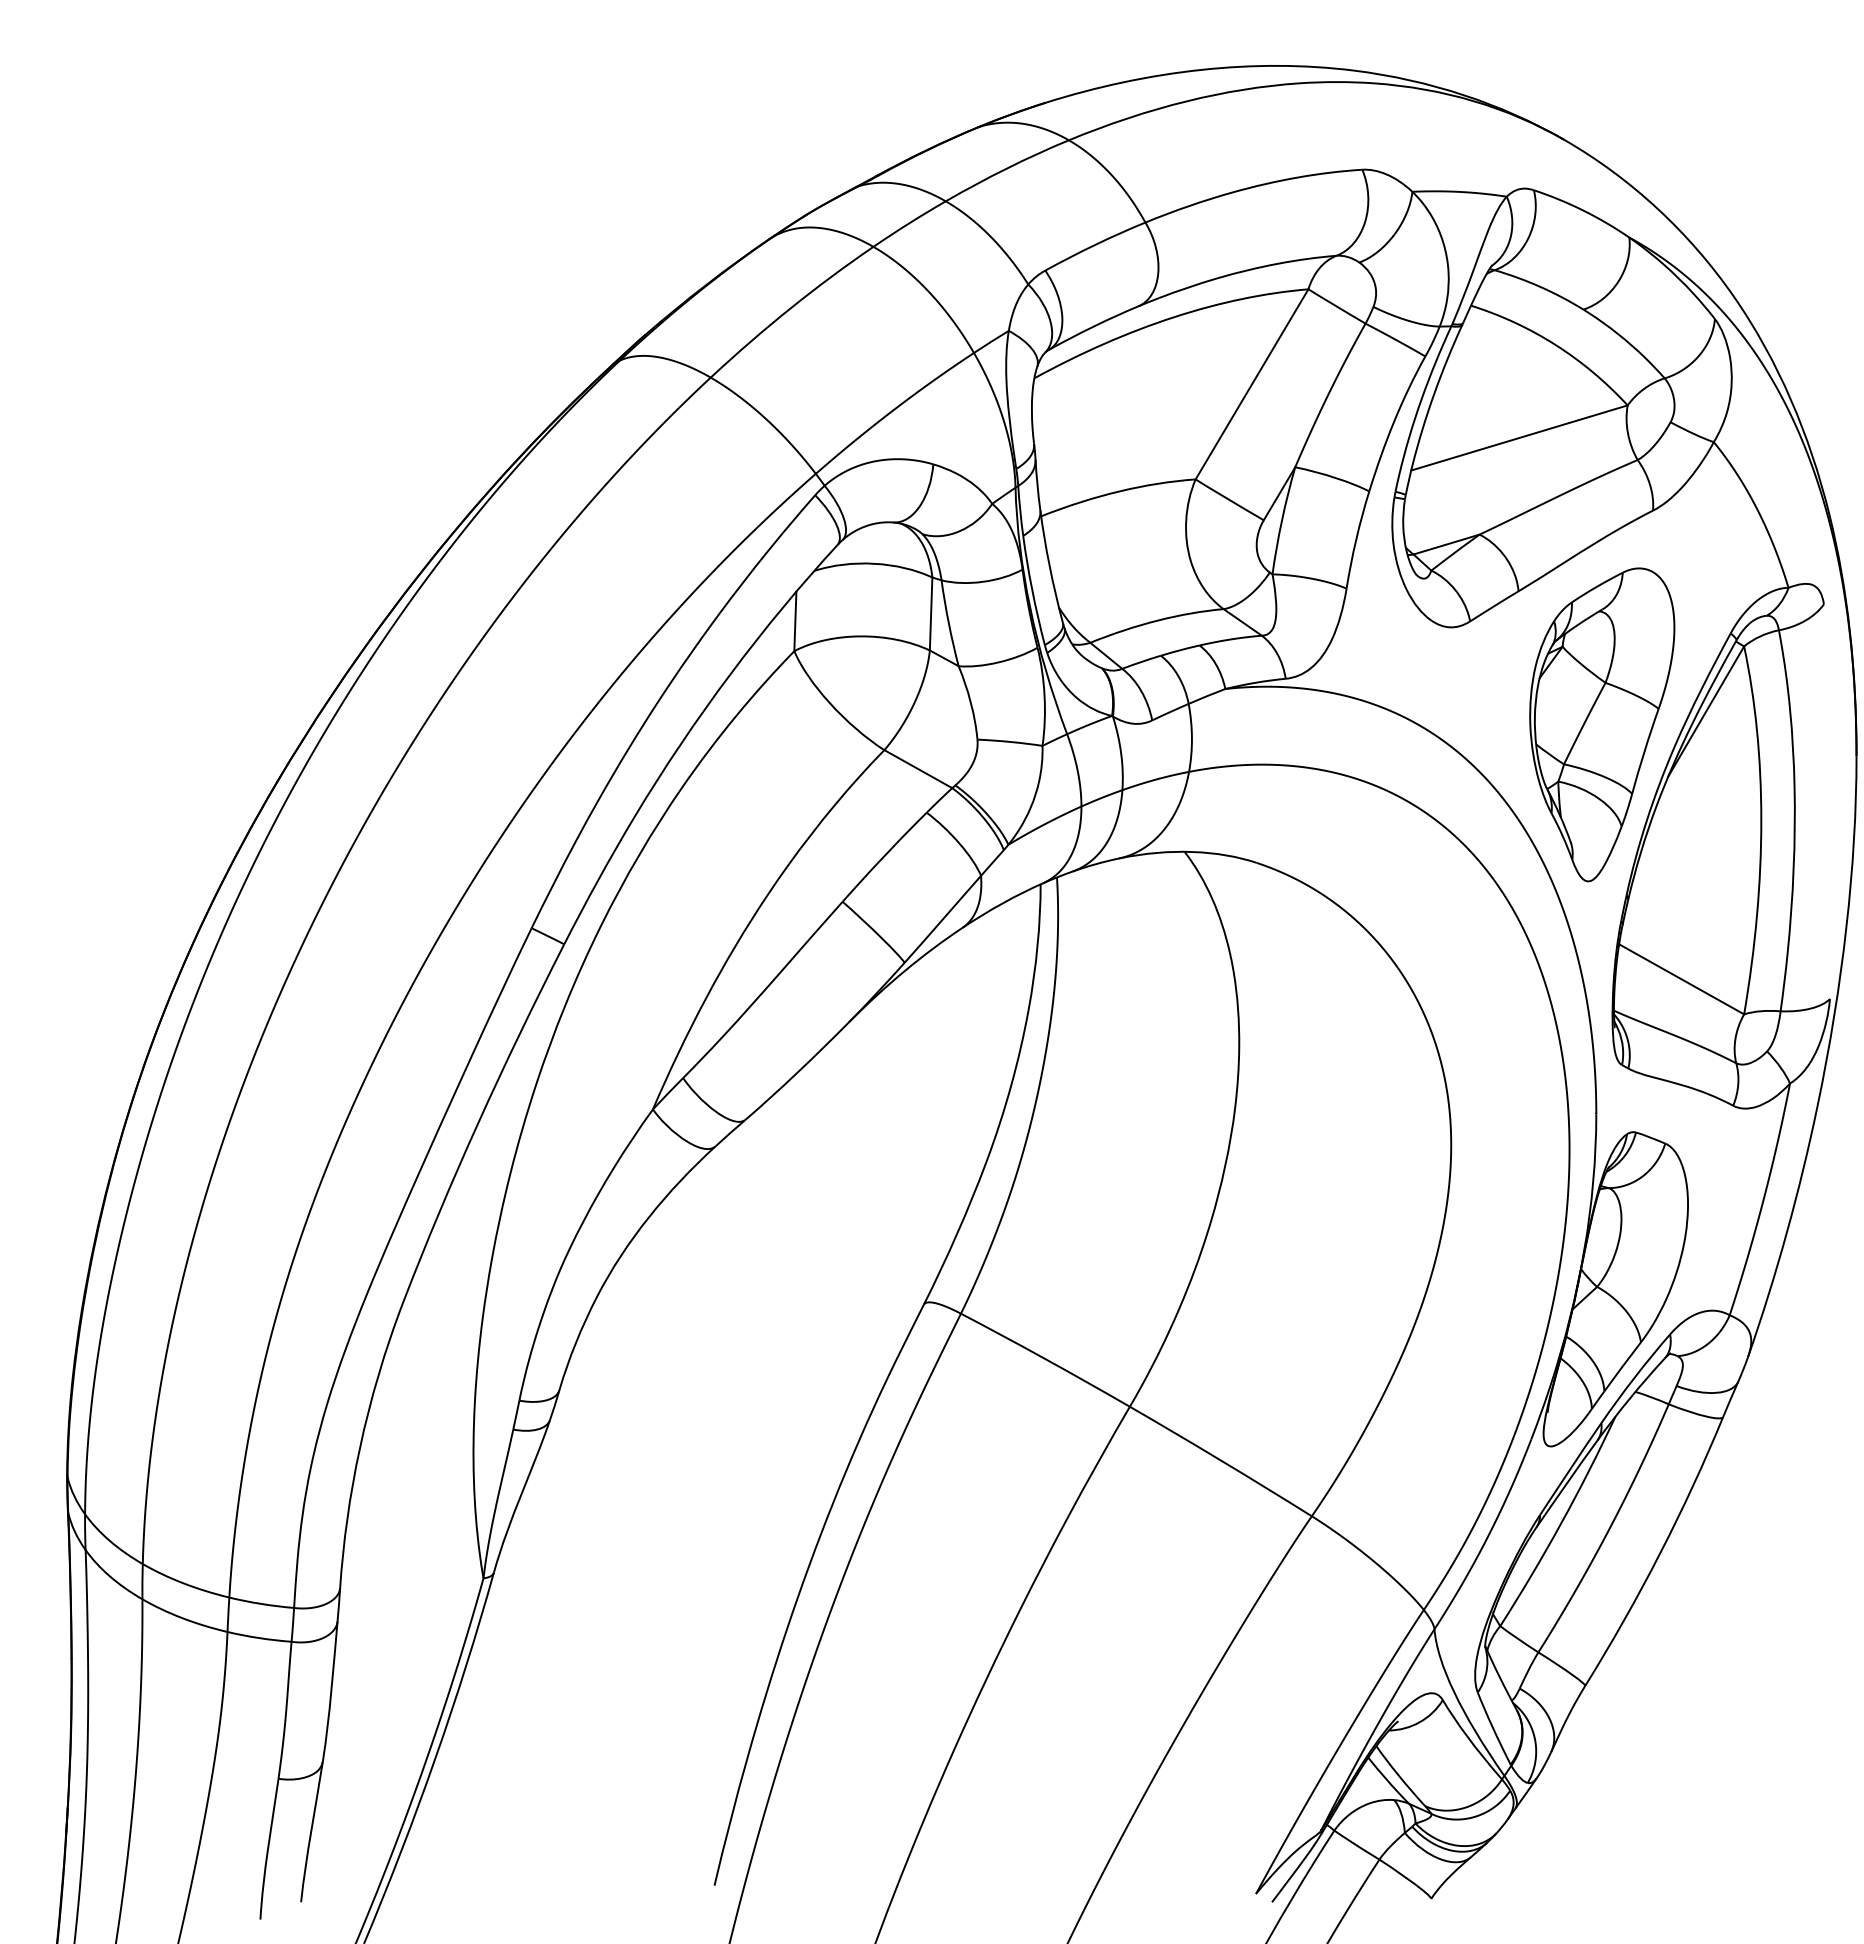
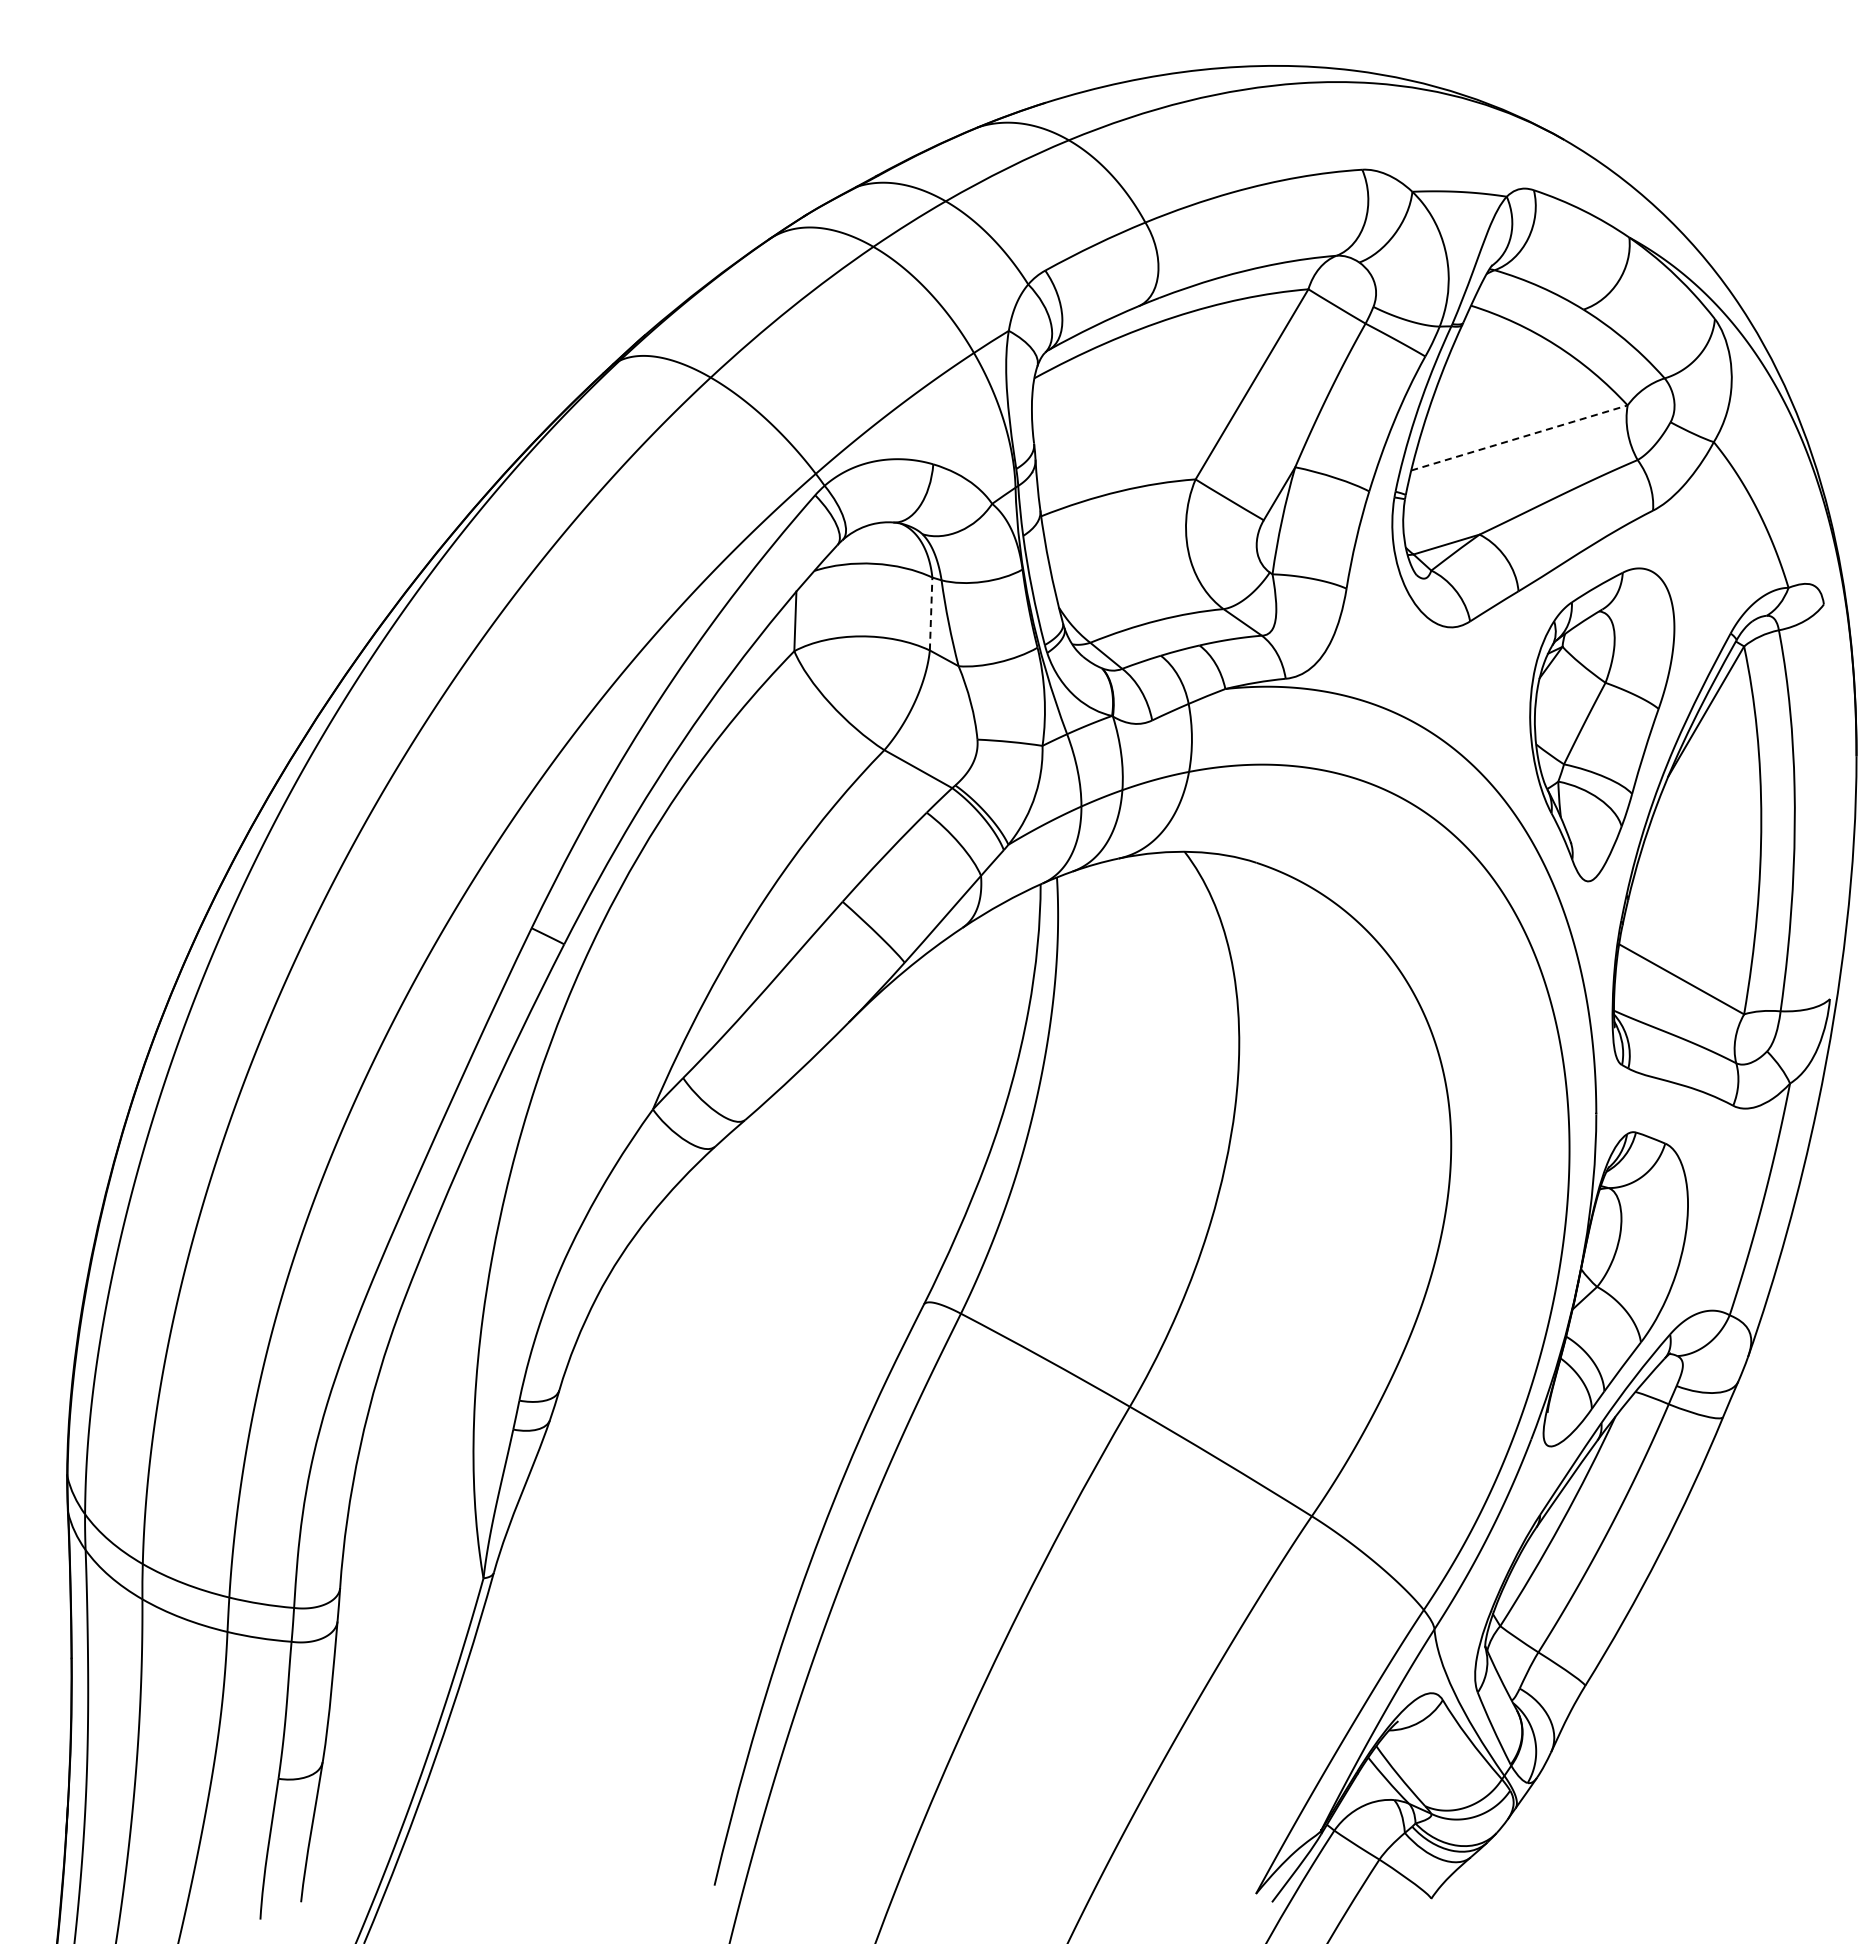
line: solid -> dashed (1519, 437)
line: solid -> dashed (931, 613)
